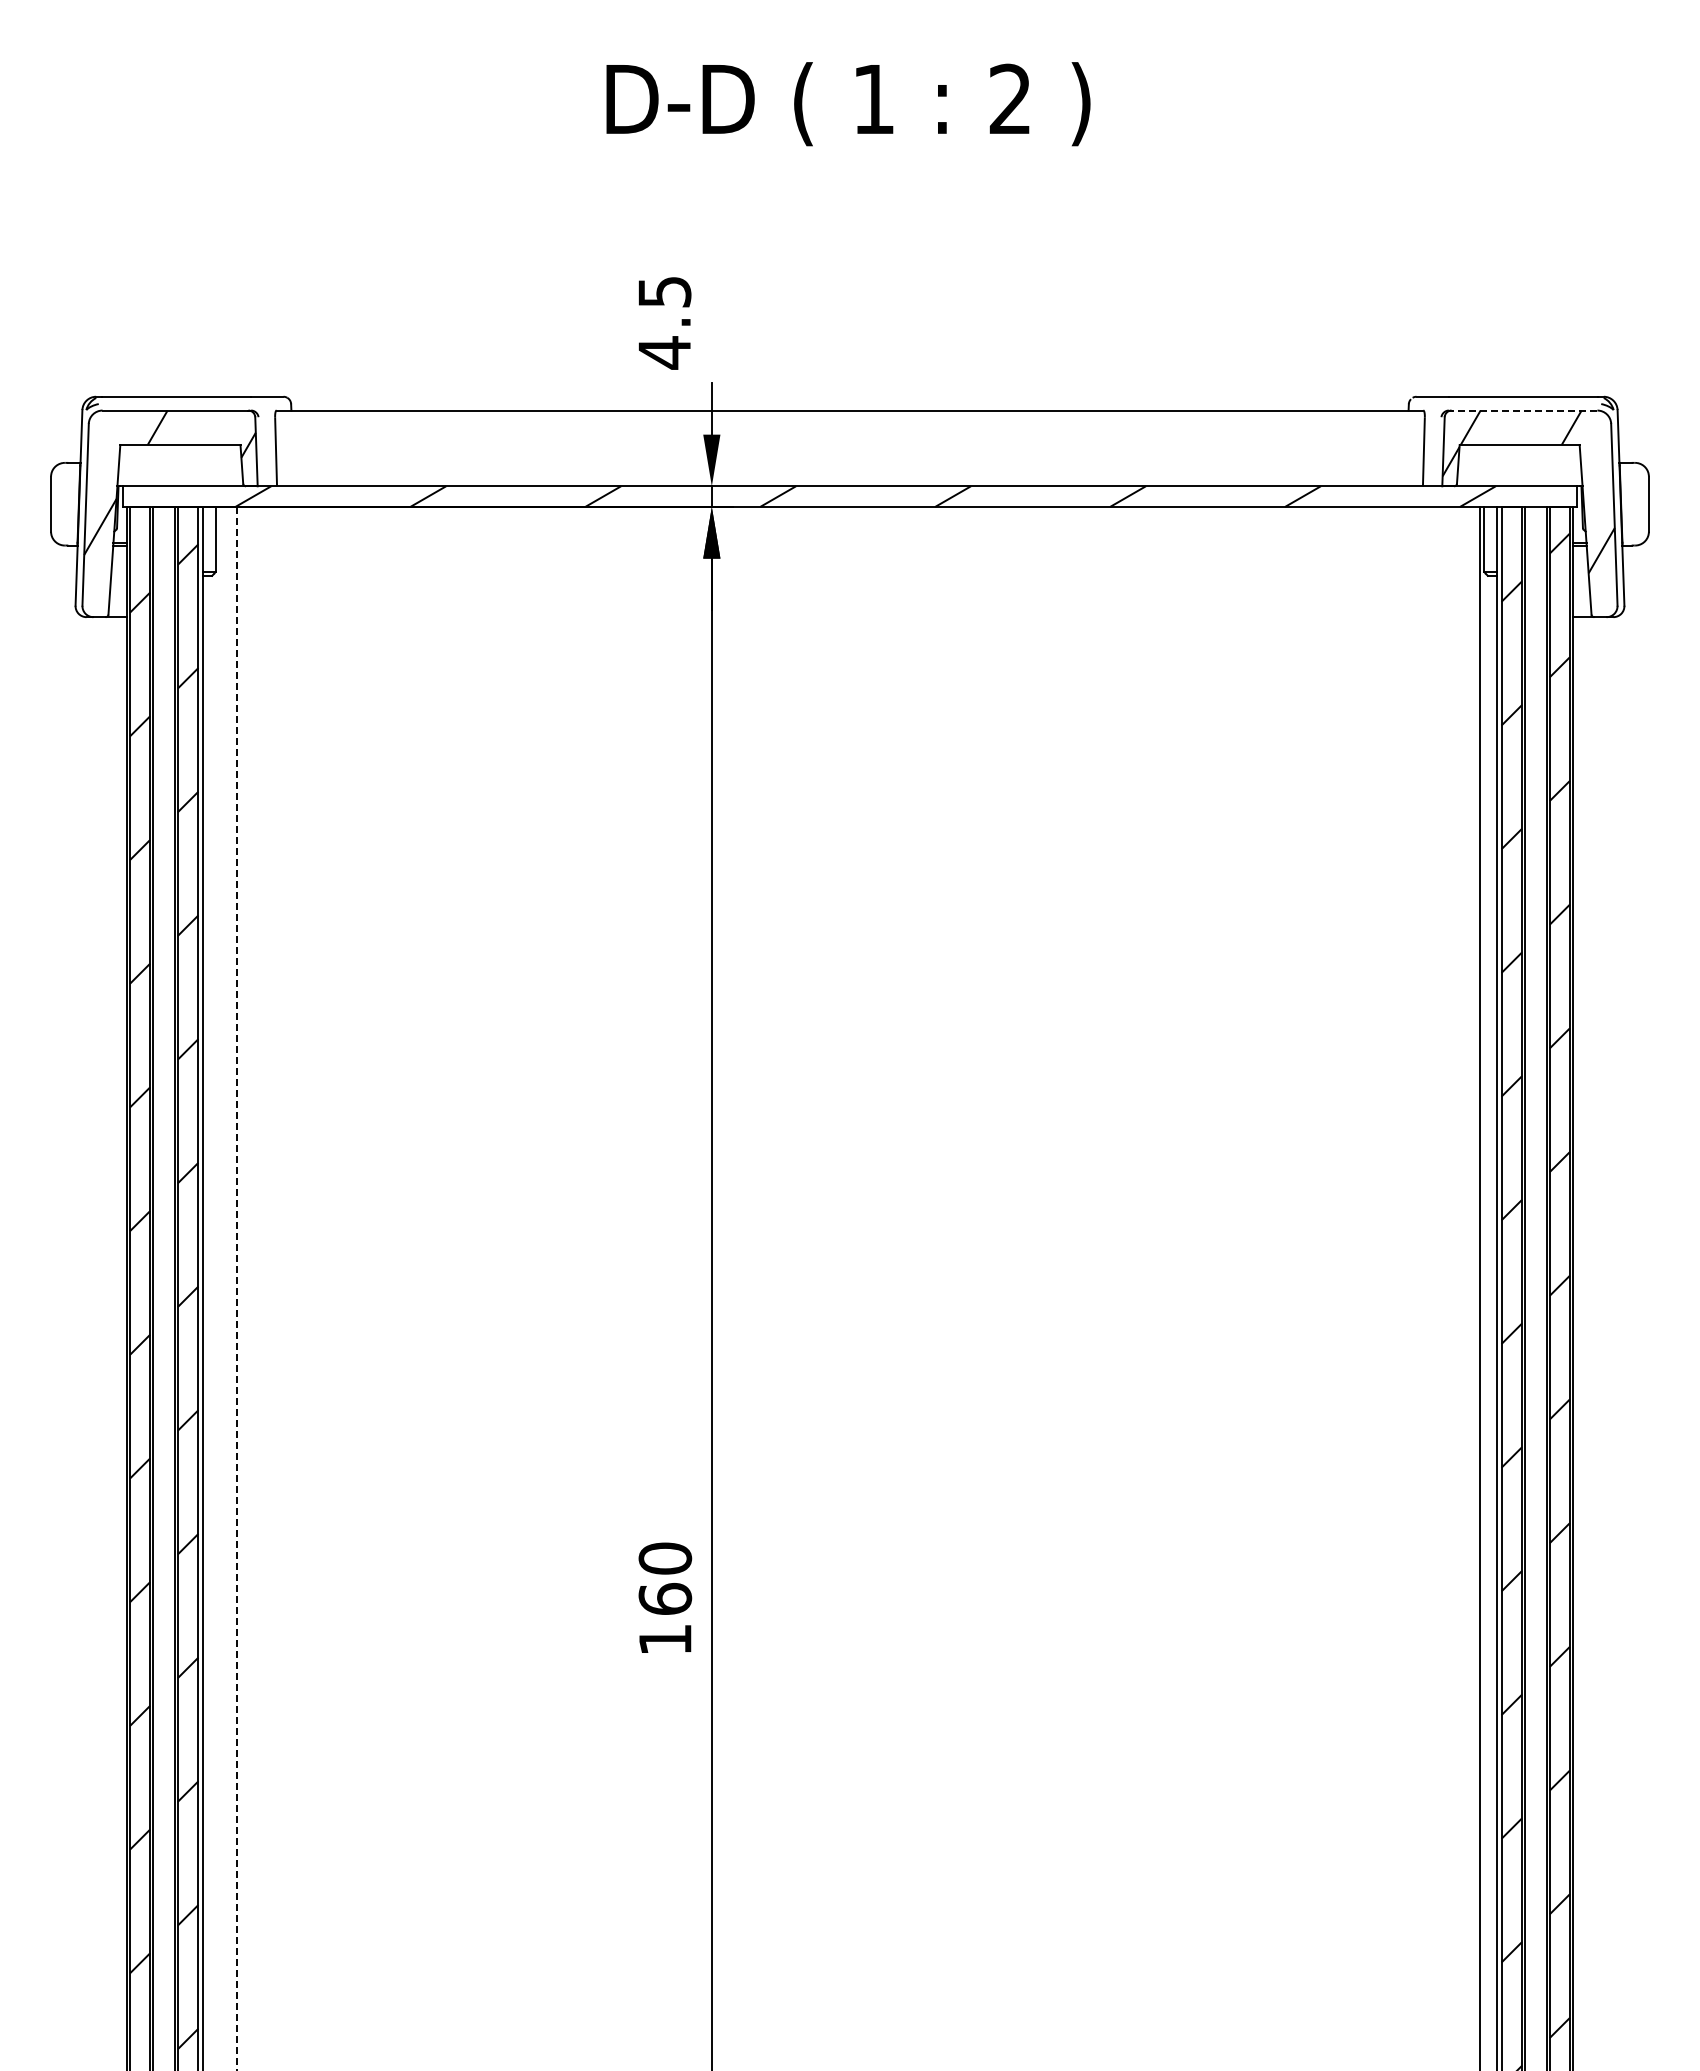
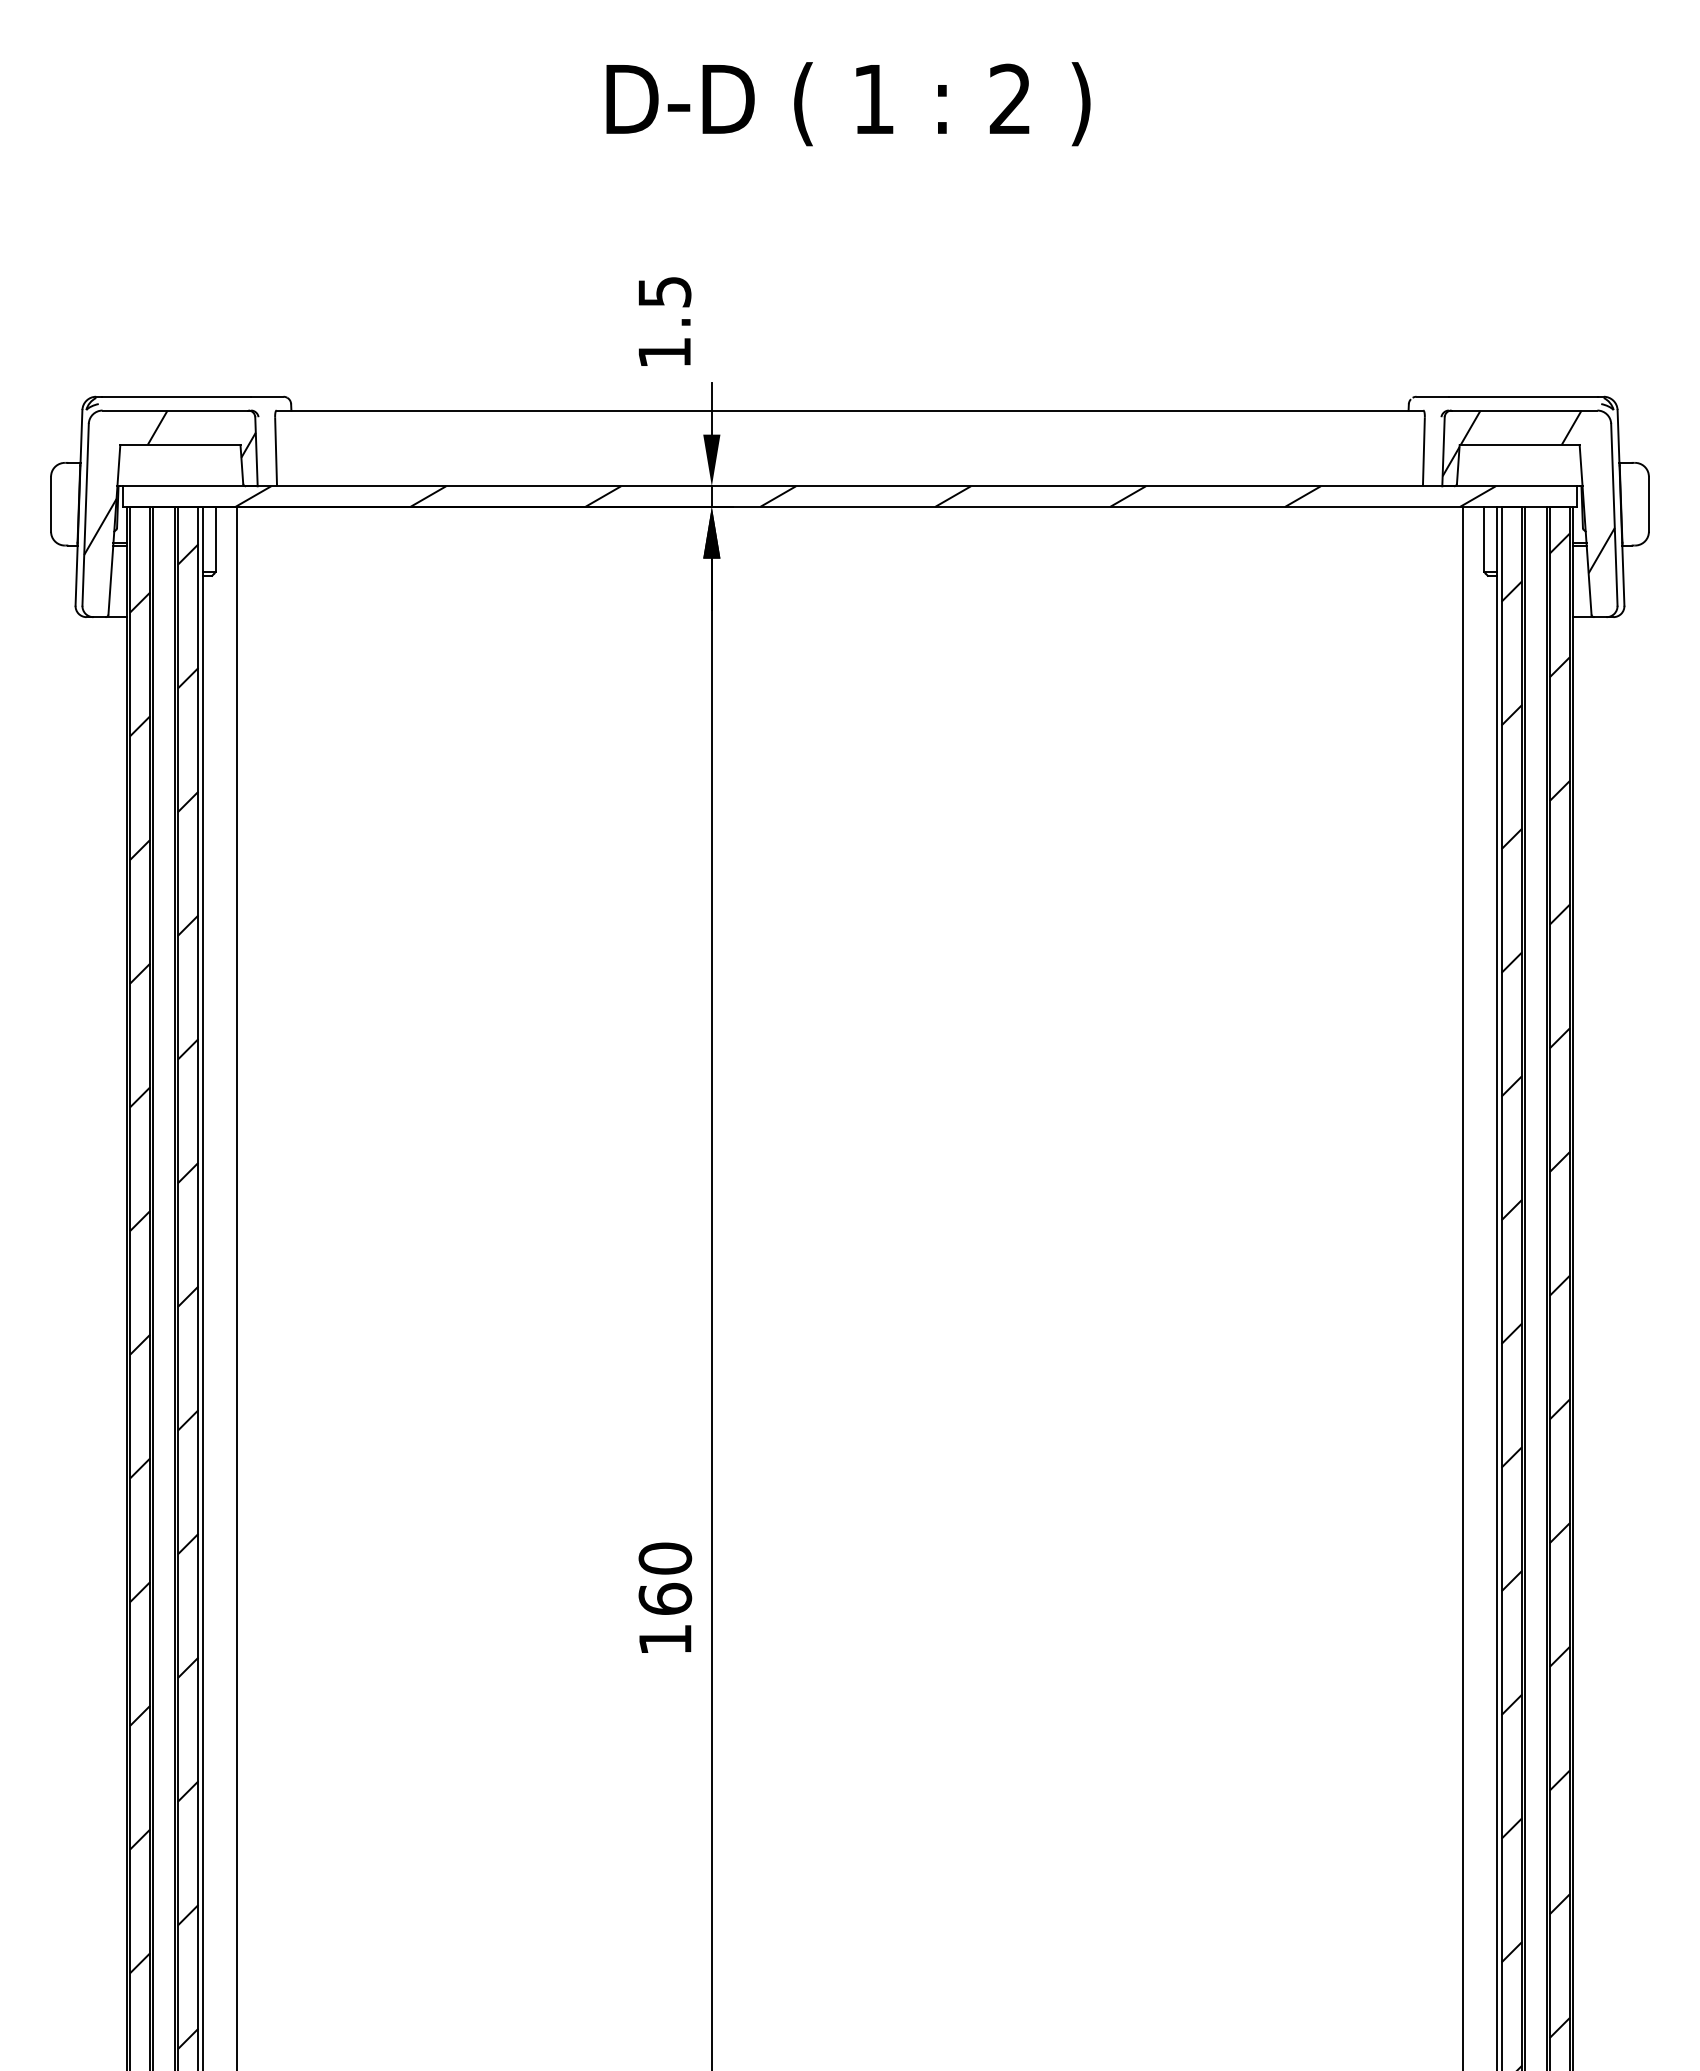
text: 4.5 -> 1.5 (664, 352)
line: dashed -> solid (1524, 410)
line position: (1479, 1286) -> (1462, 1286) (1462, 1286)
line: dashed -> solid (237, 1288)
